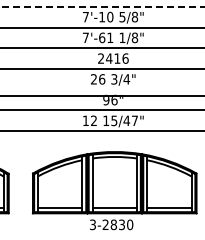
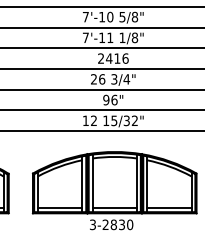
line: dashed -> solid (102, 6)
text: 7'-61 -> 7'-11 (102, 37)
line position: (101, 95) -> (101, 89) (101, 89)
text: 15/47" -> 15/32" (130, 120)
